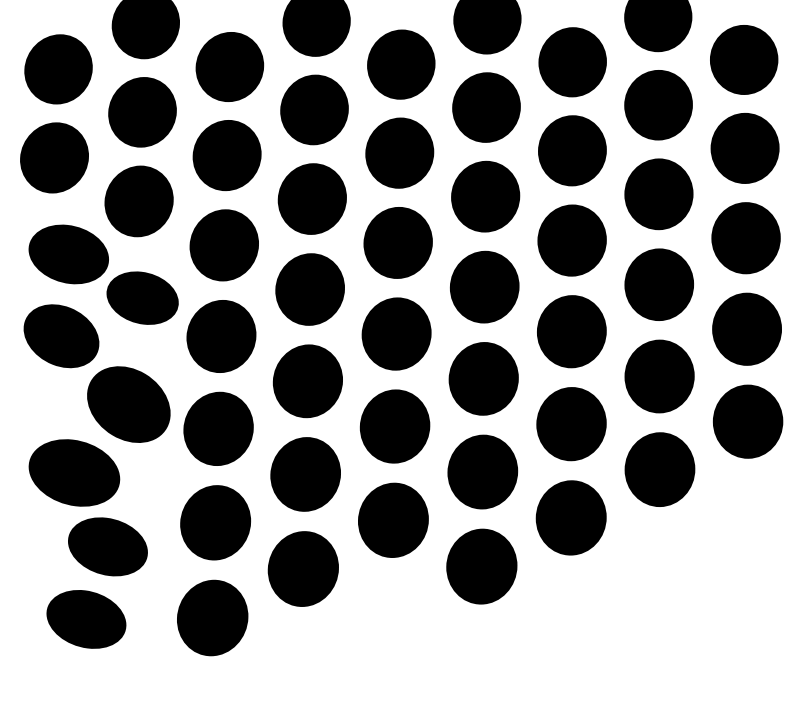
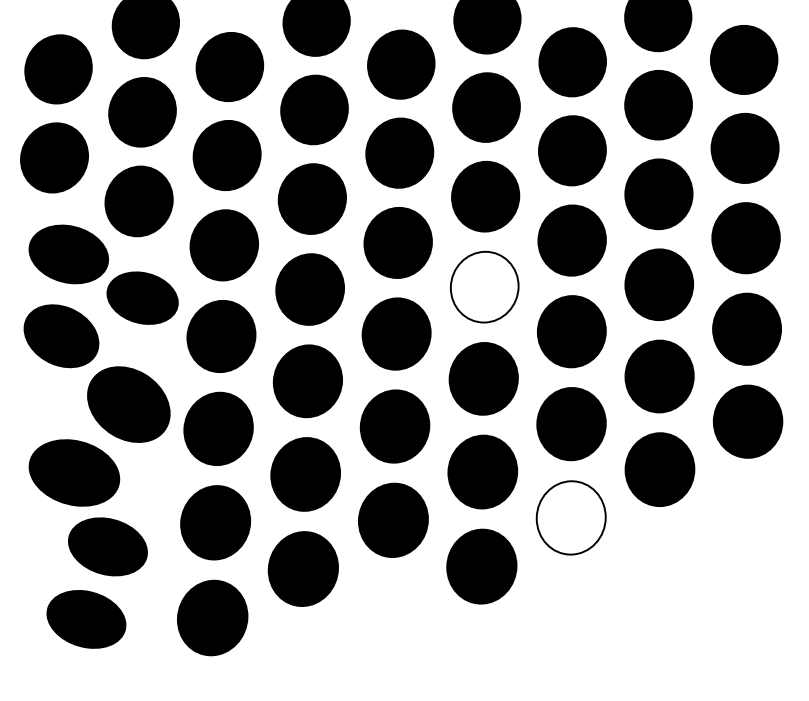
fill: present -> none (484, 286)
fill: present -> none (570, 517)
